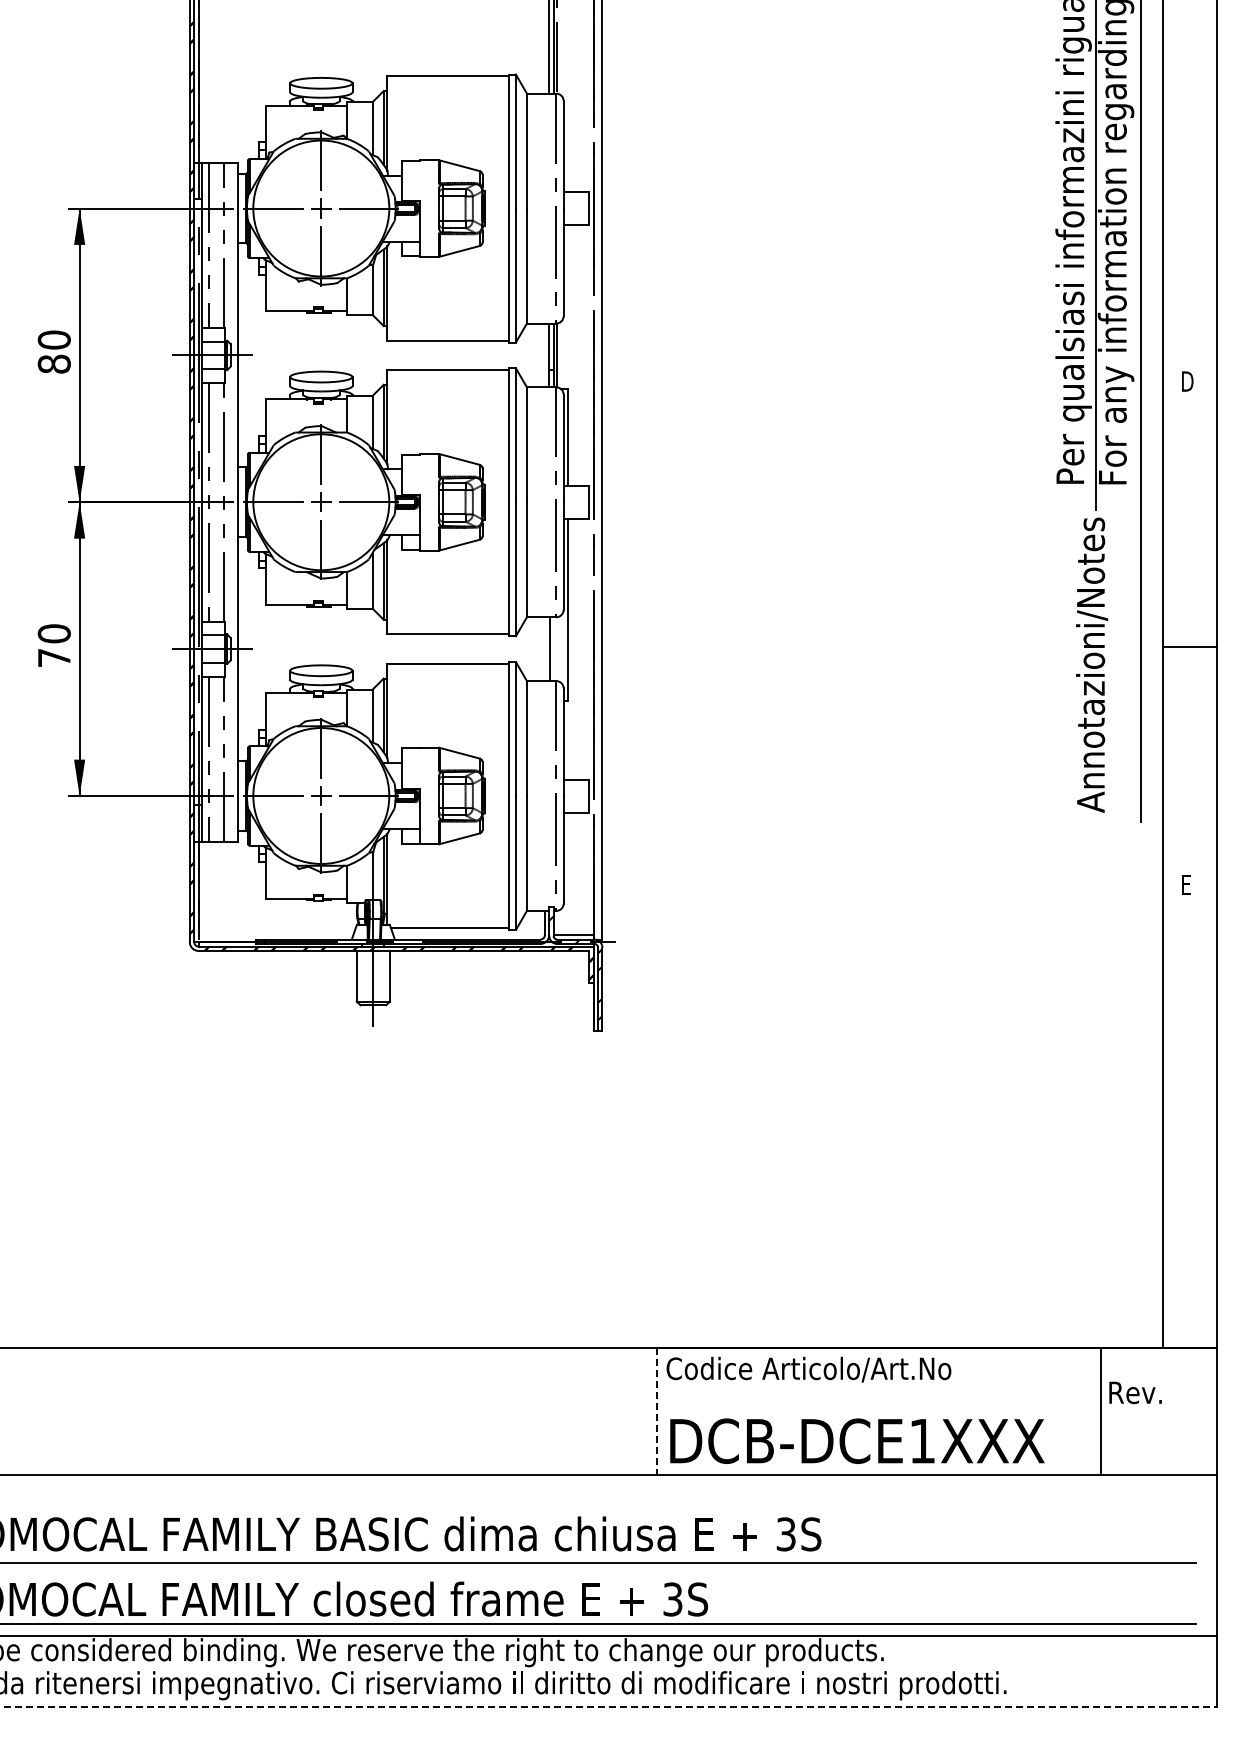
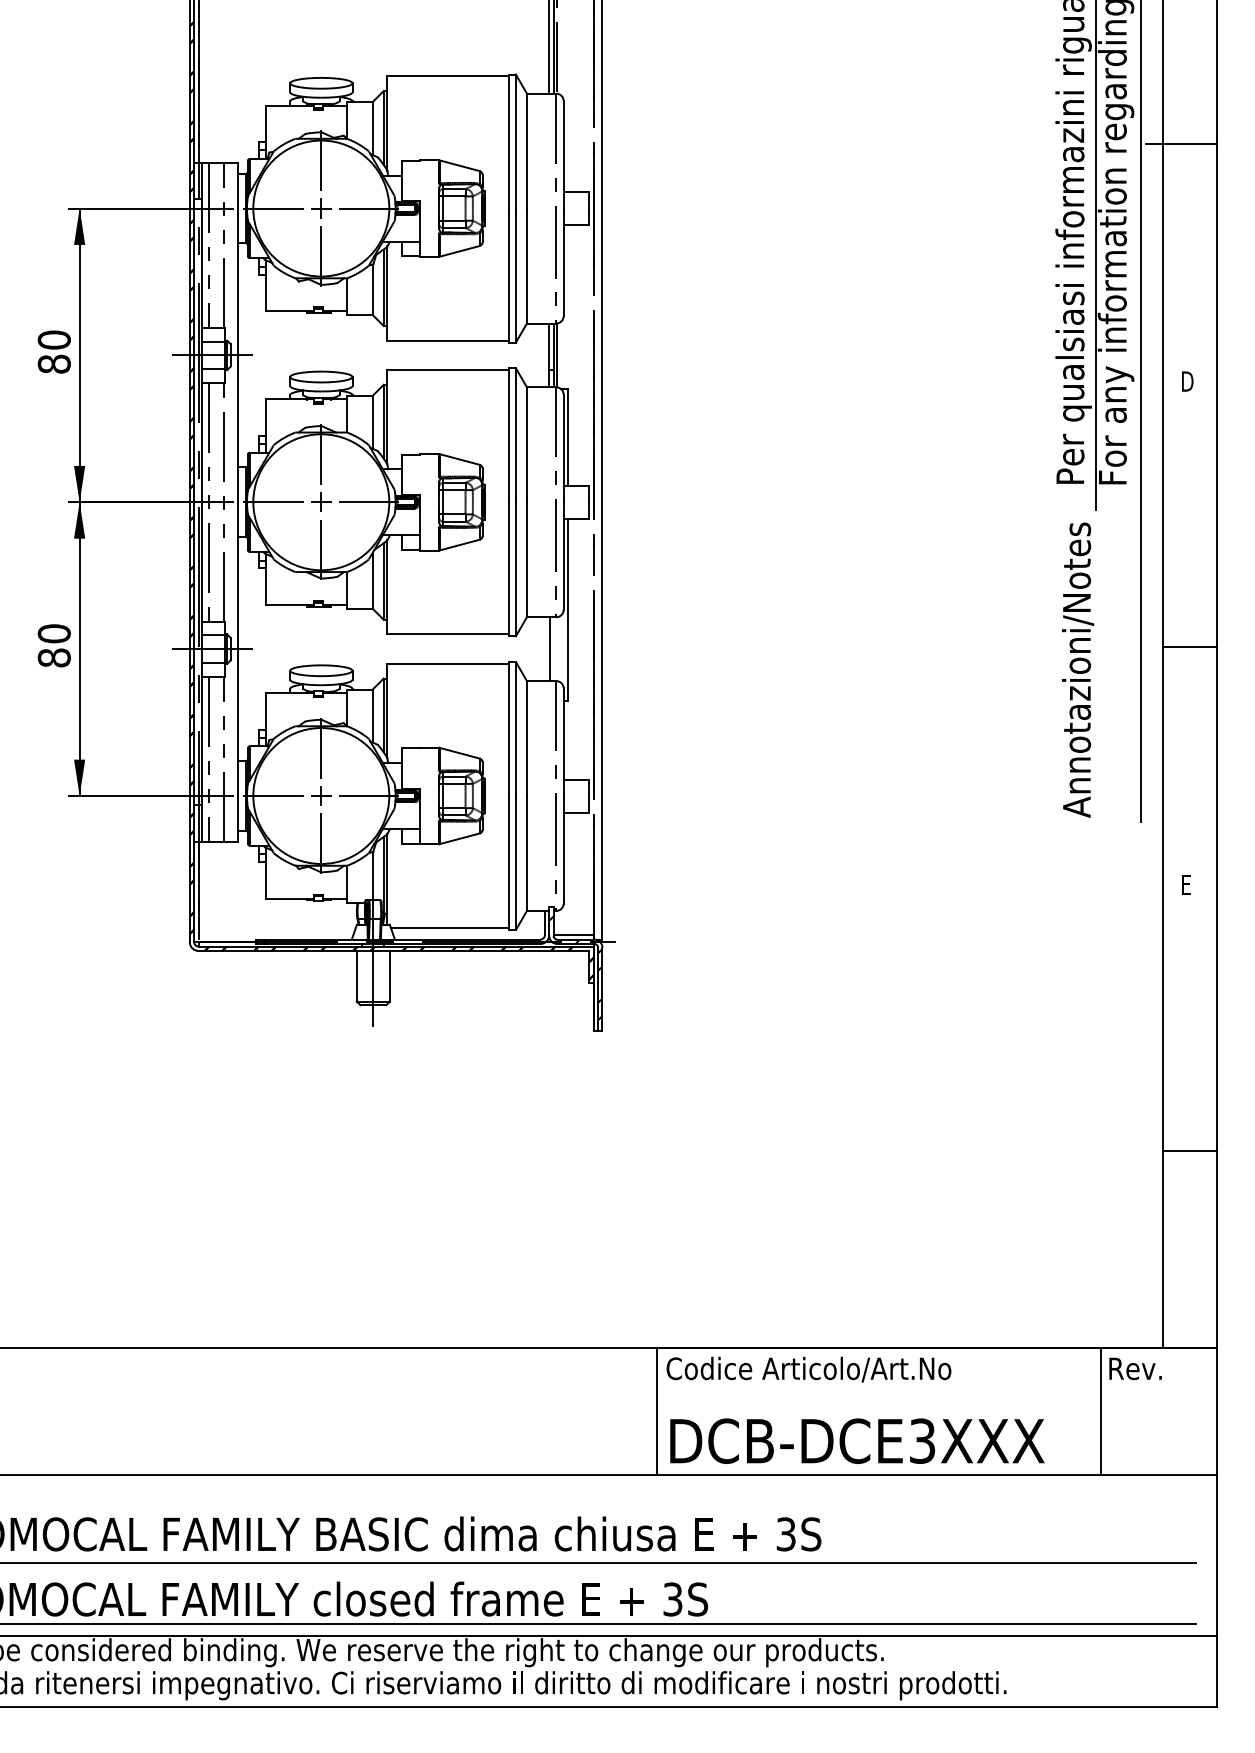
line: none -> present (1181, 143)
text: 70 -> 80 (53, 657)
text position: (1092, 664) -> (1078, 669) (1078, 669)
line: none -> present (1190, 1150)
text position: (1135, 1392) -> (1135, 1368) (1135, 1368)
line: dashed -> solid (656, 1412)
text: DCB-DCE1XXX -> DCB-DCE3XXX (922, 1440)
line: dashed -> solid (609, 1707)
